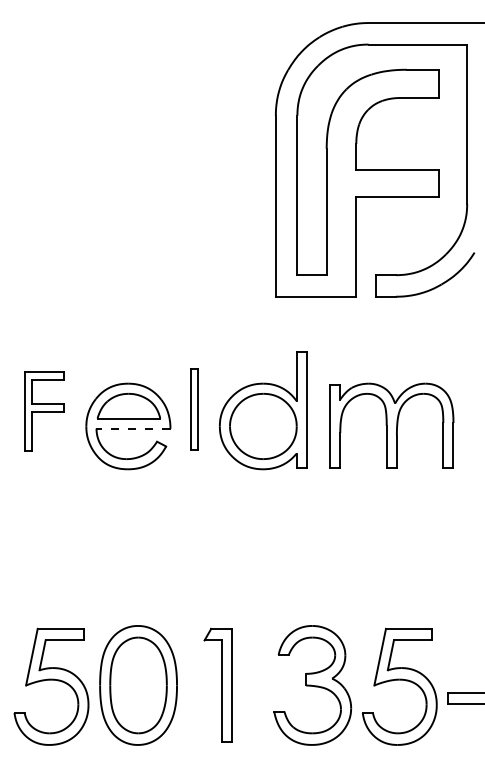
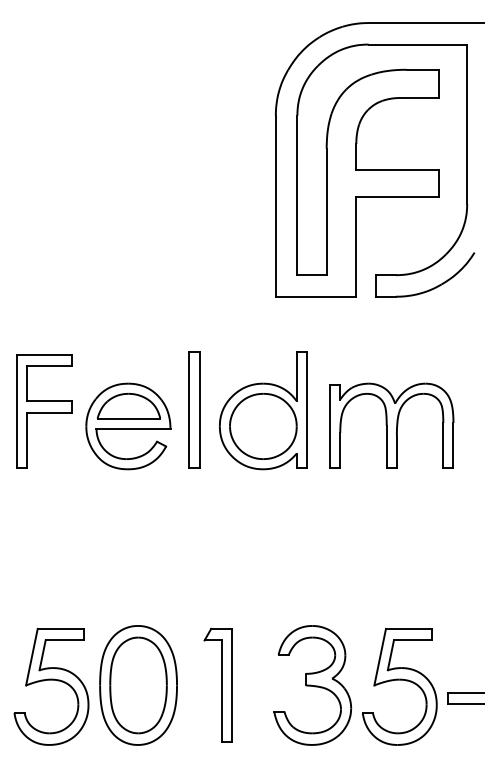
part size: 9x83 px -> 13x118 px (194, 409)
part size: 41x81 px -> 57x115 px (44, 411)
line: dashed -> solid (133, 428)
